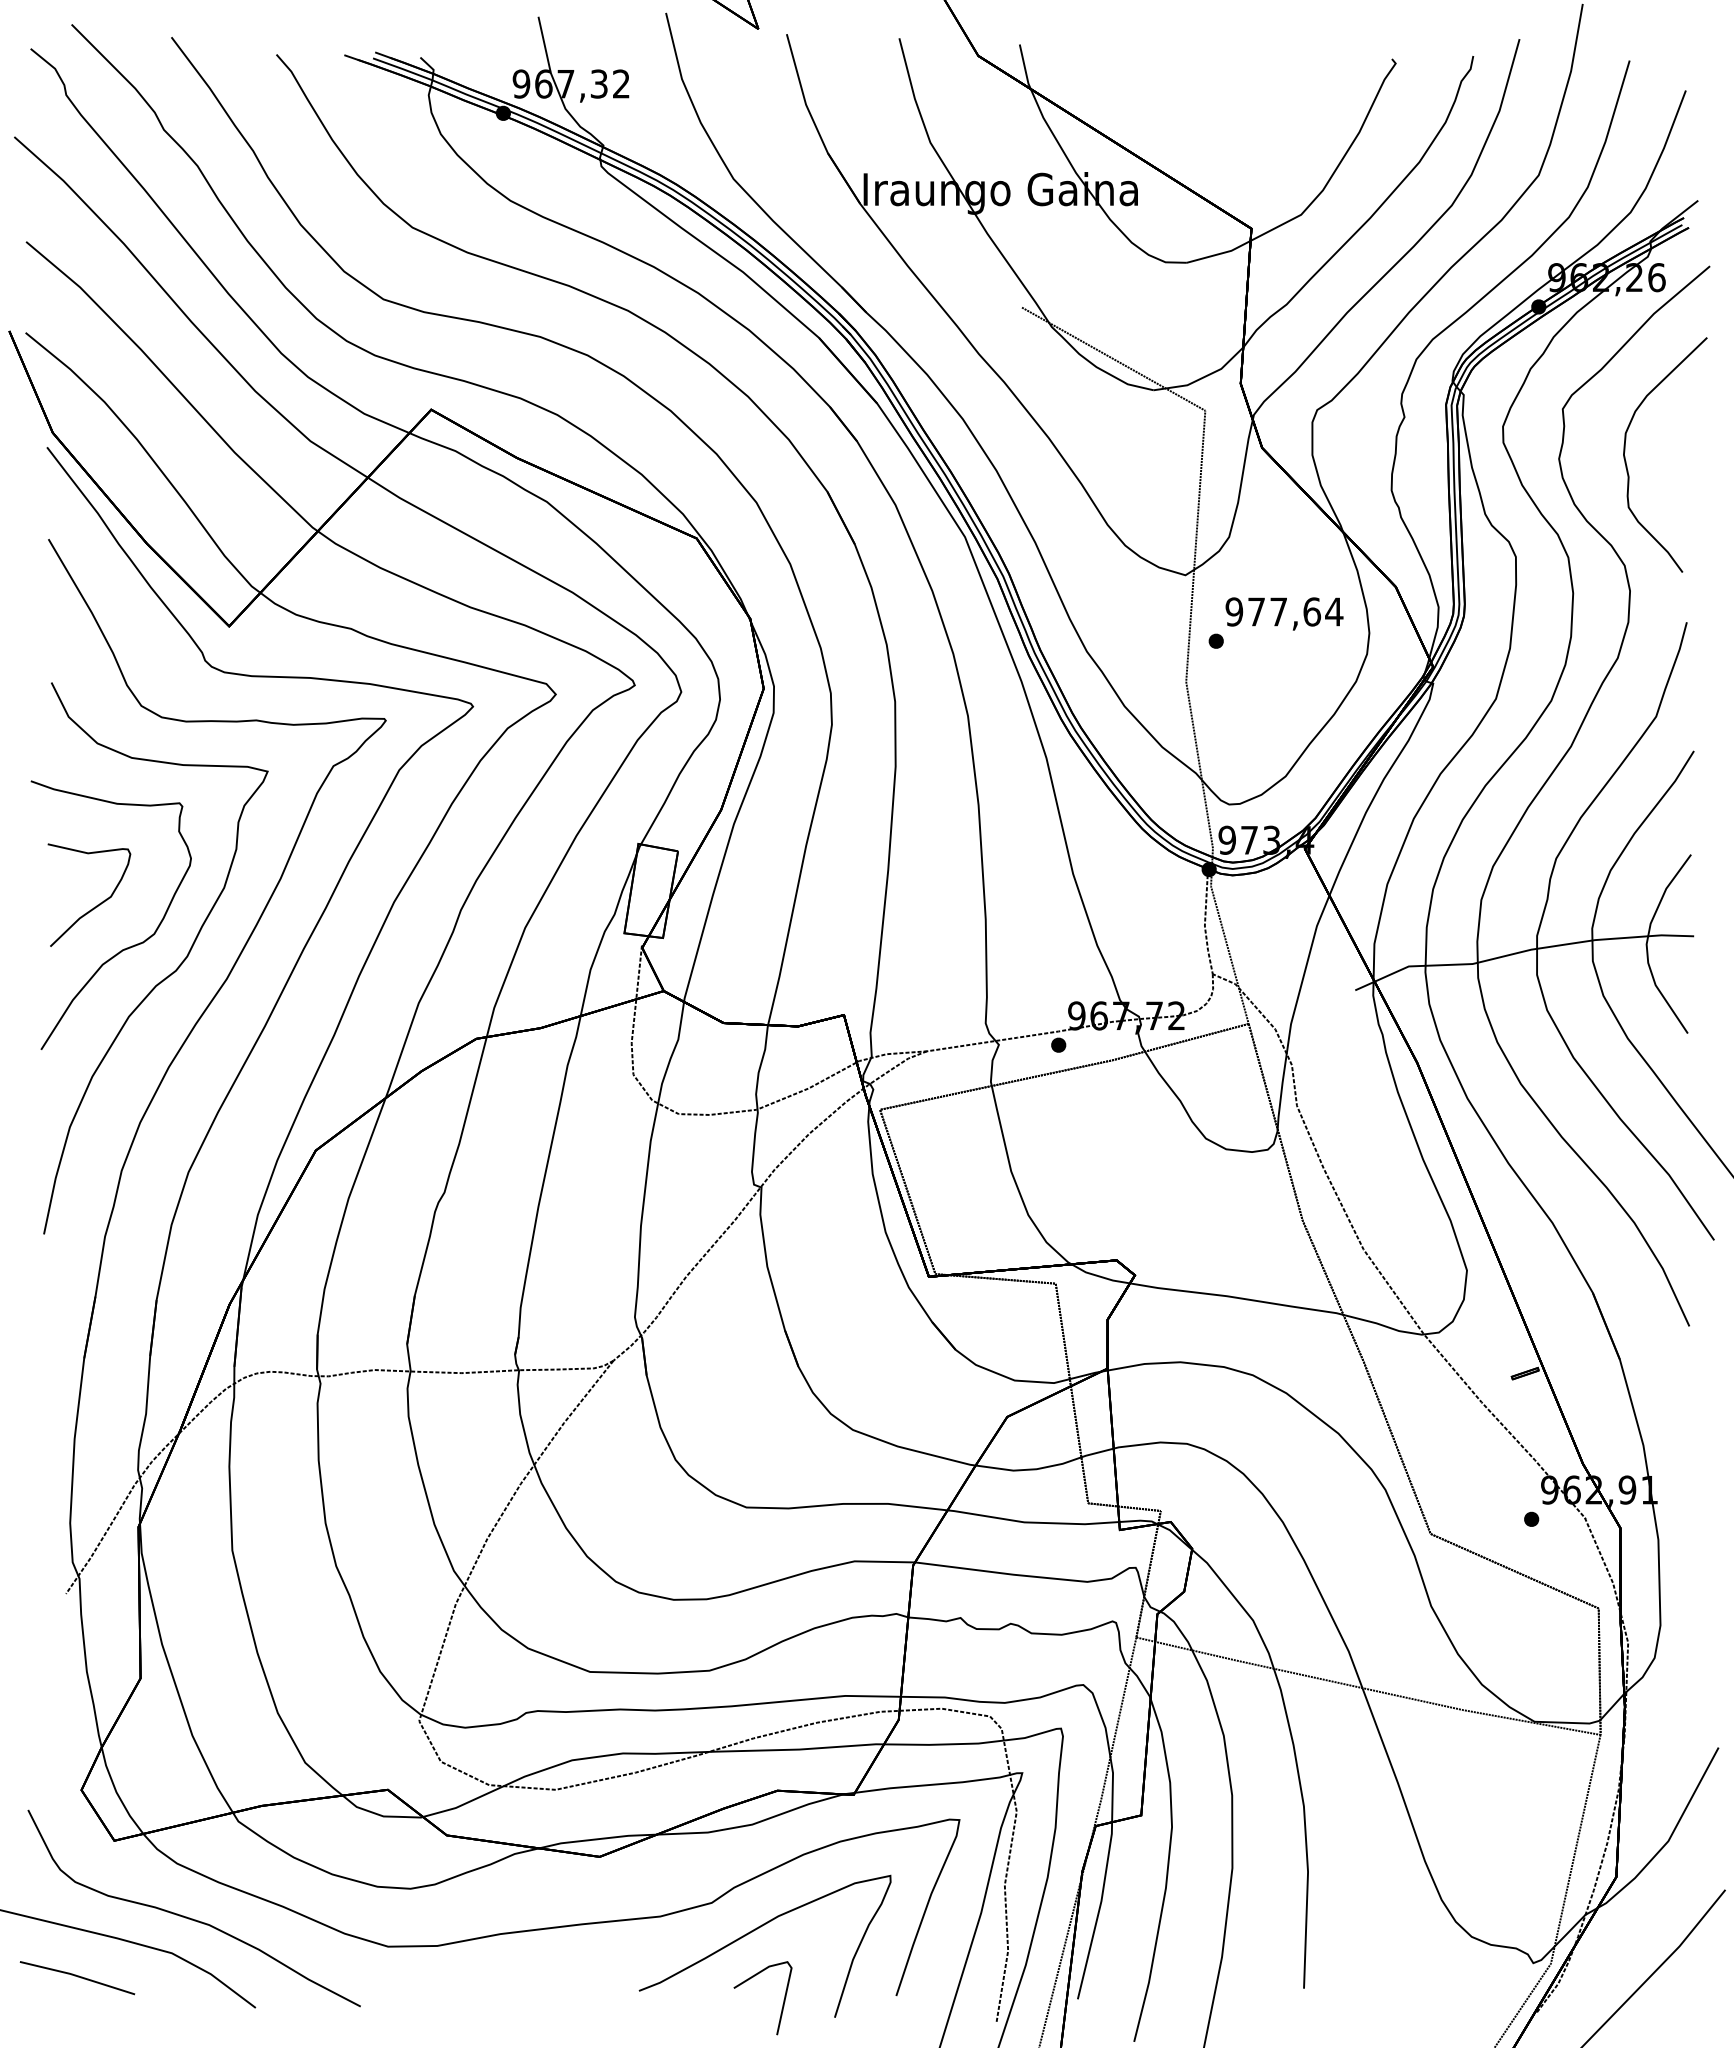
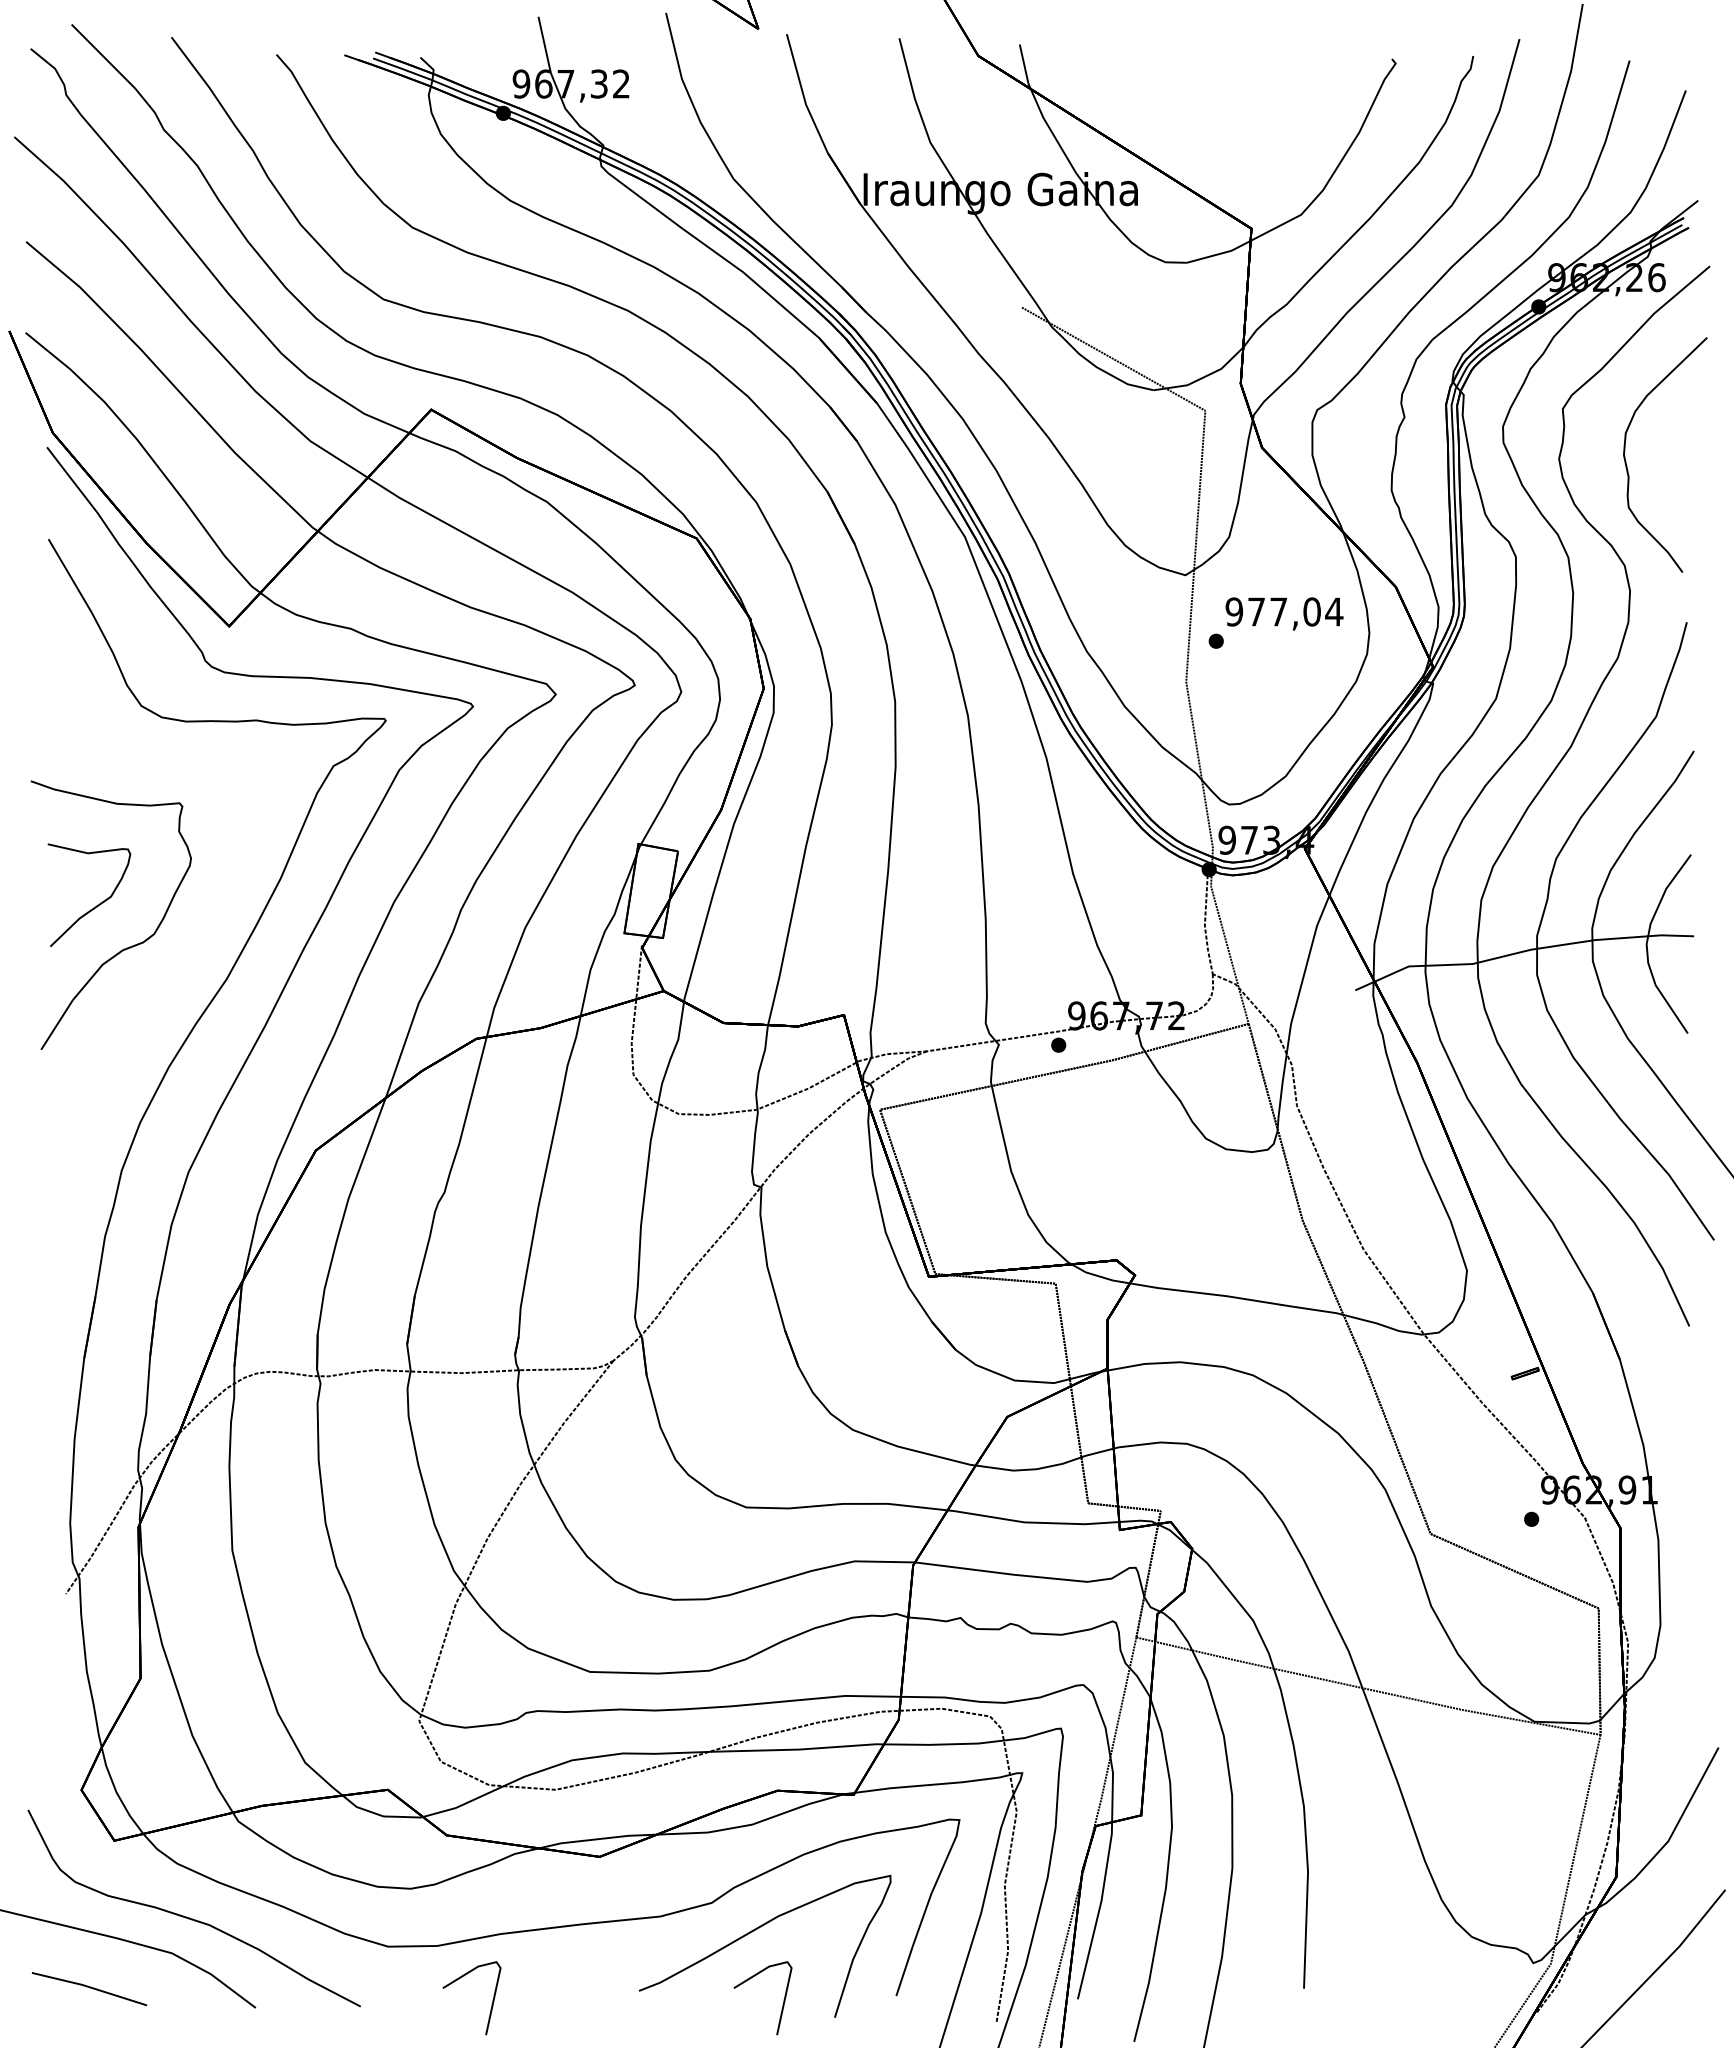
text: 977,64 -> 977,04 (1312, 611)
curve: present -> none (166, 976)
line position: (77, 1977) -> (89, 1988) (89, 1988)
line: none -> present (491, 2004)
